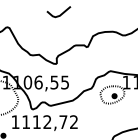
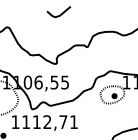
text: 1112,72 -> 1112,71 (73, 121)
